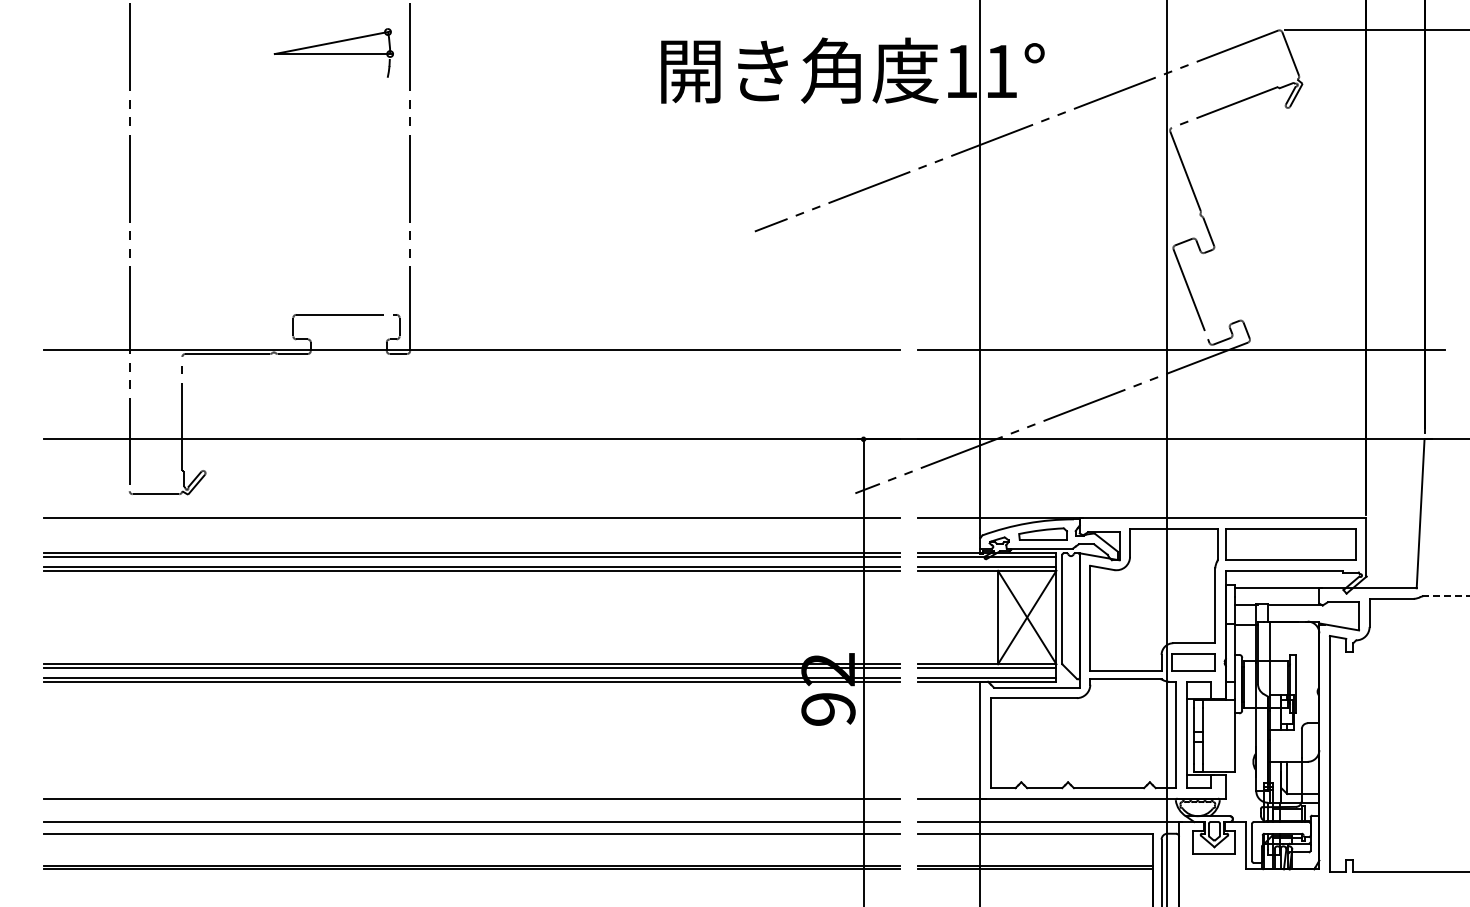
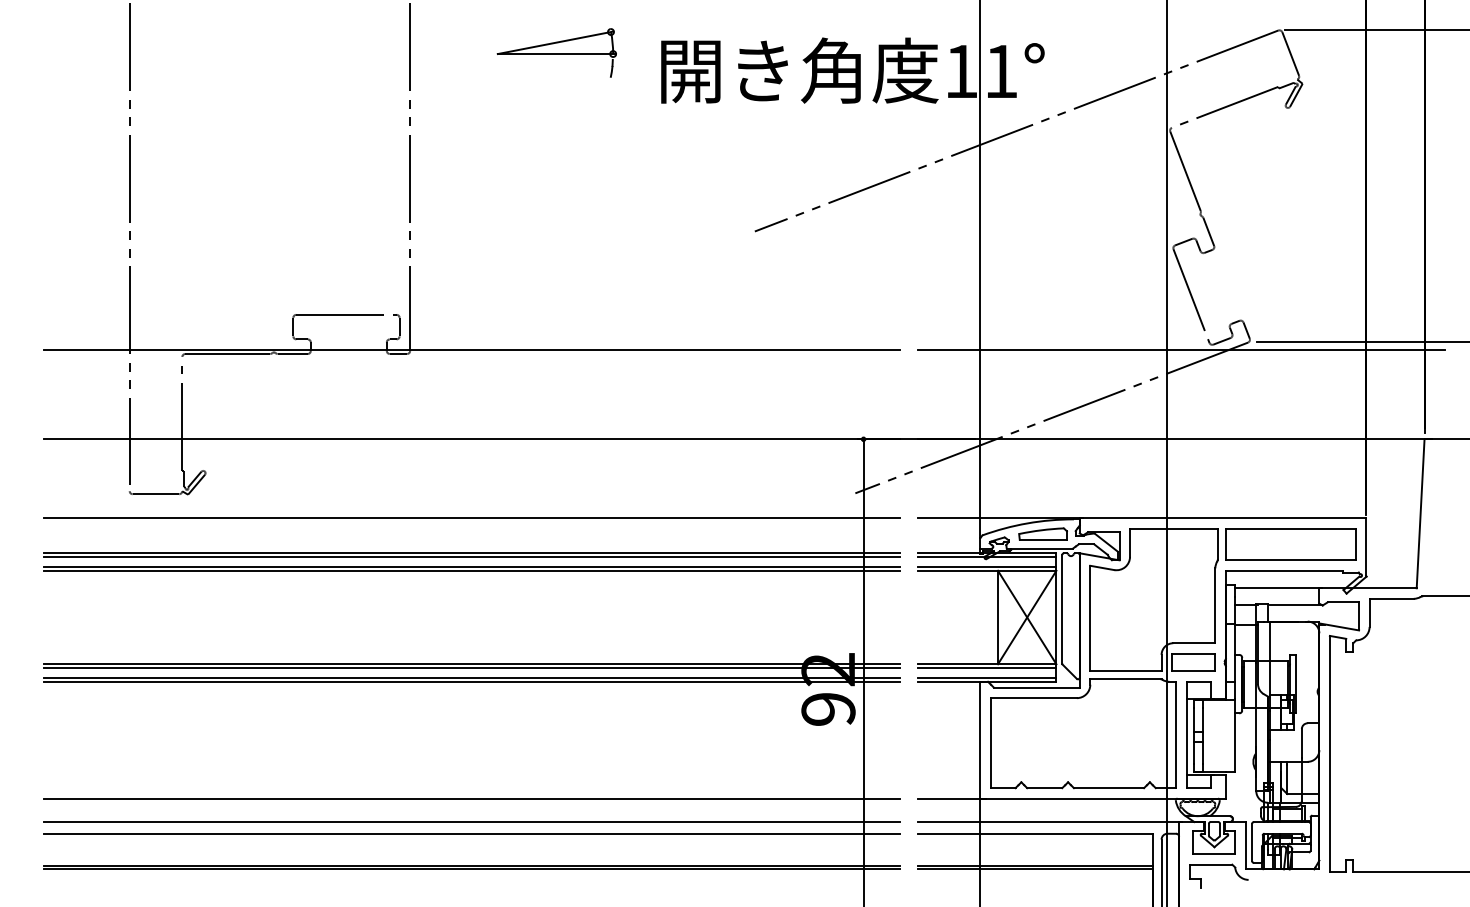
part position: (333, 52) -> (556, 52) (556, 52)
line: none -> present (1361, 341)
line: dashed -> solid (1446, 596)
part: none -> present (1218, 865)
